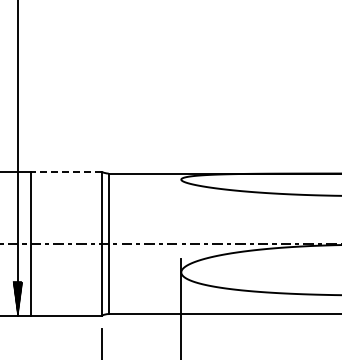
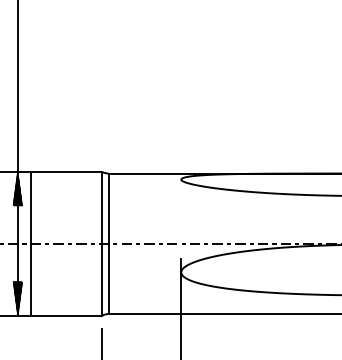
line: dashed -> solid (66, 172)
hatch: none -> present (17, 188)
